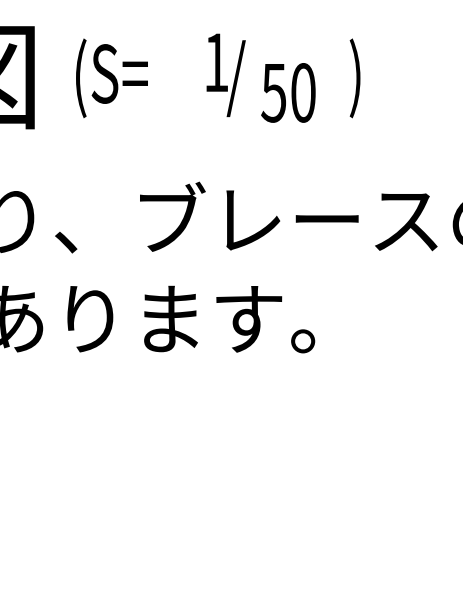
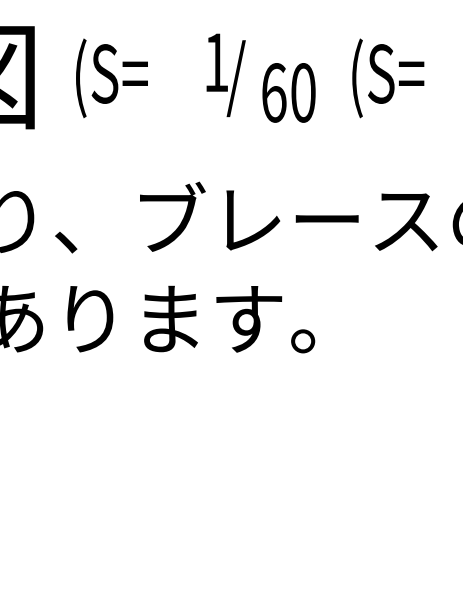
text: ) -> (S= (386, 78)
text: 50 -> 60 (273, 92)
